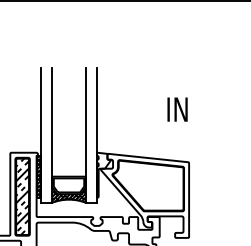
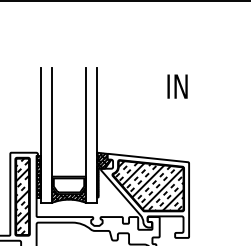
text position: (177, 109) -> (177, 86) (177, 86)
hatch: none -> present (103, 174)
hatch: none -> present (149, 185)
